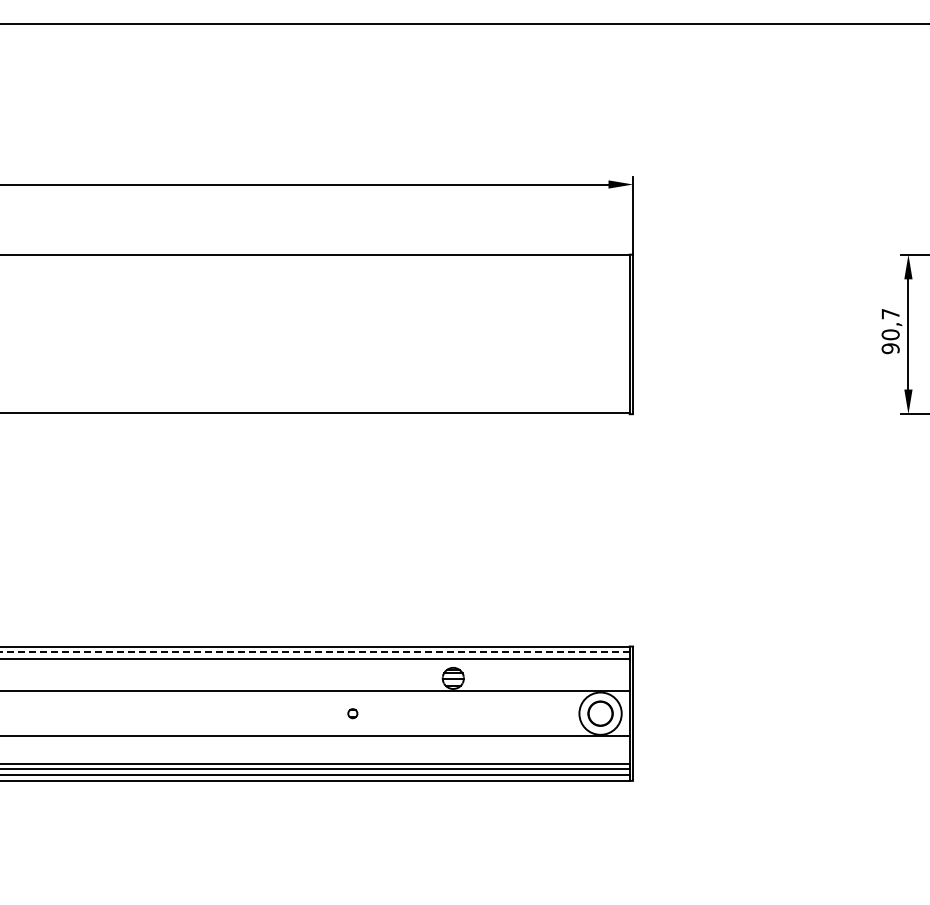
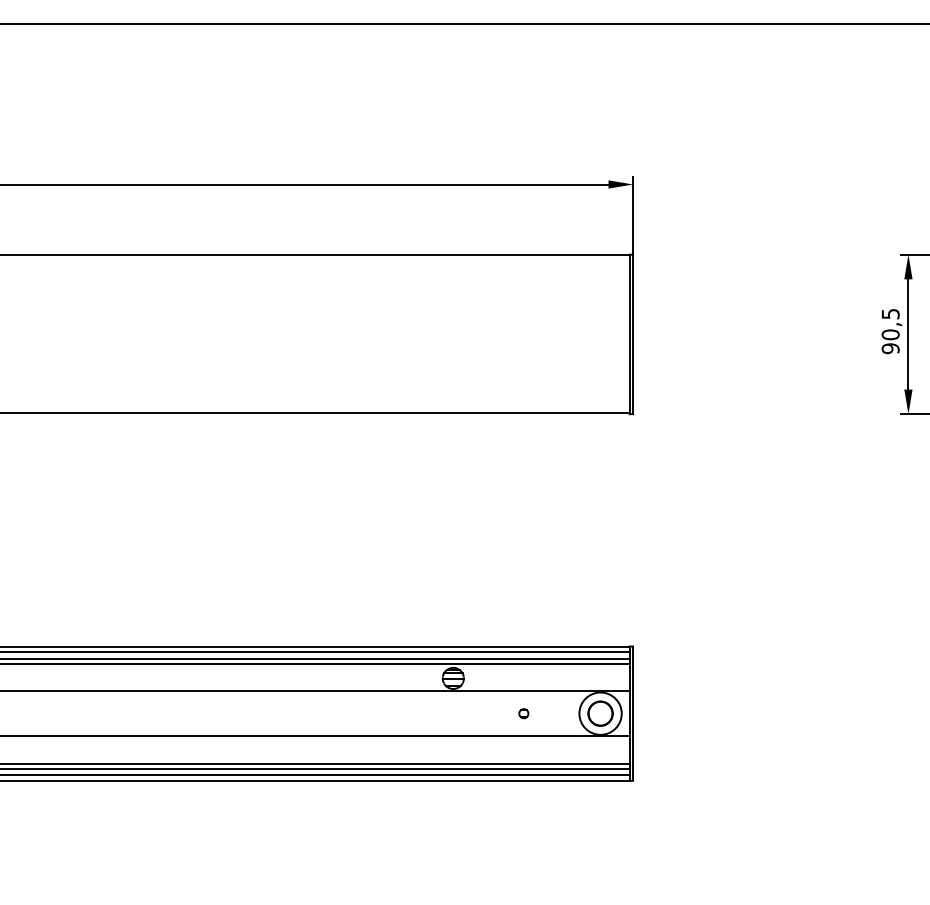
text: 90,7 -> 90,5 (890, 314)
line: dashed -> solid (314, 652)
line: none -> present (315, 663)
part position: (352, 713) -> (523, 713) (523, 713)
